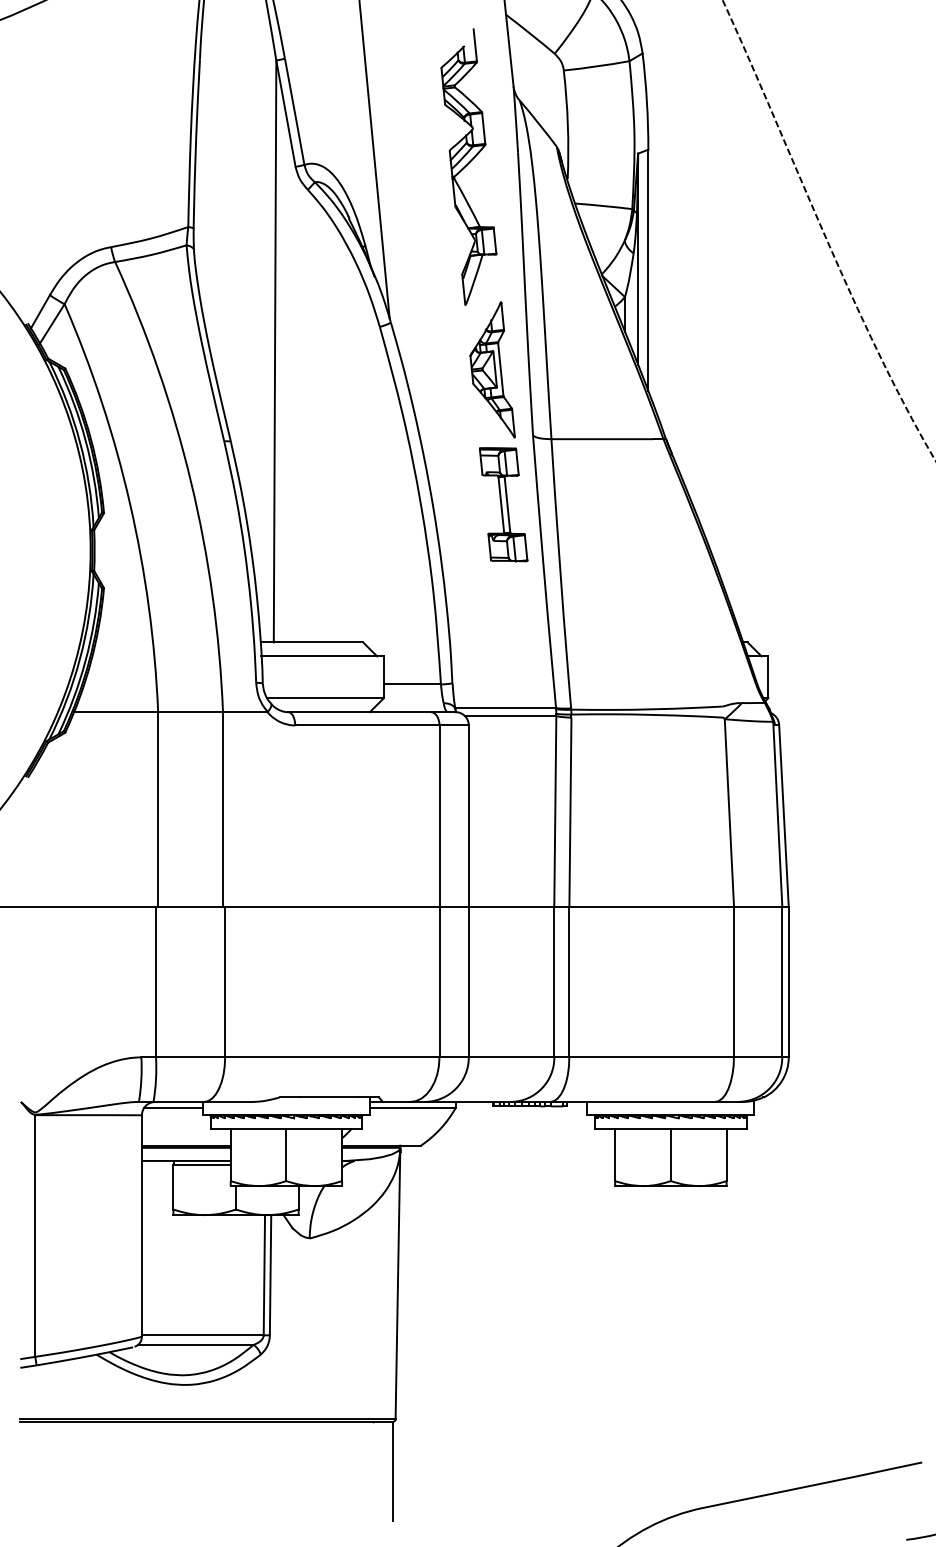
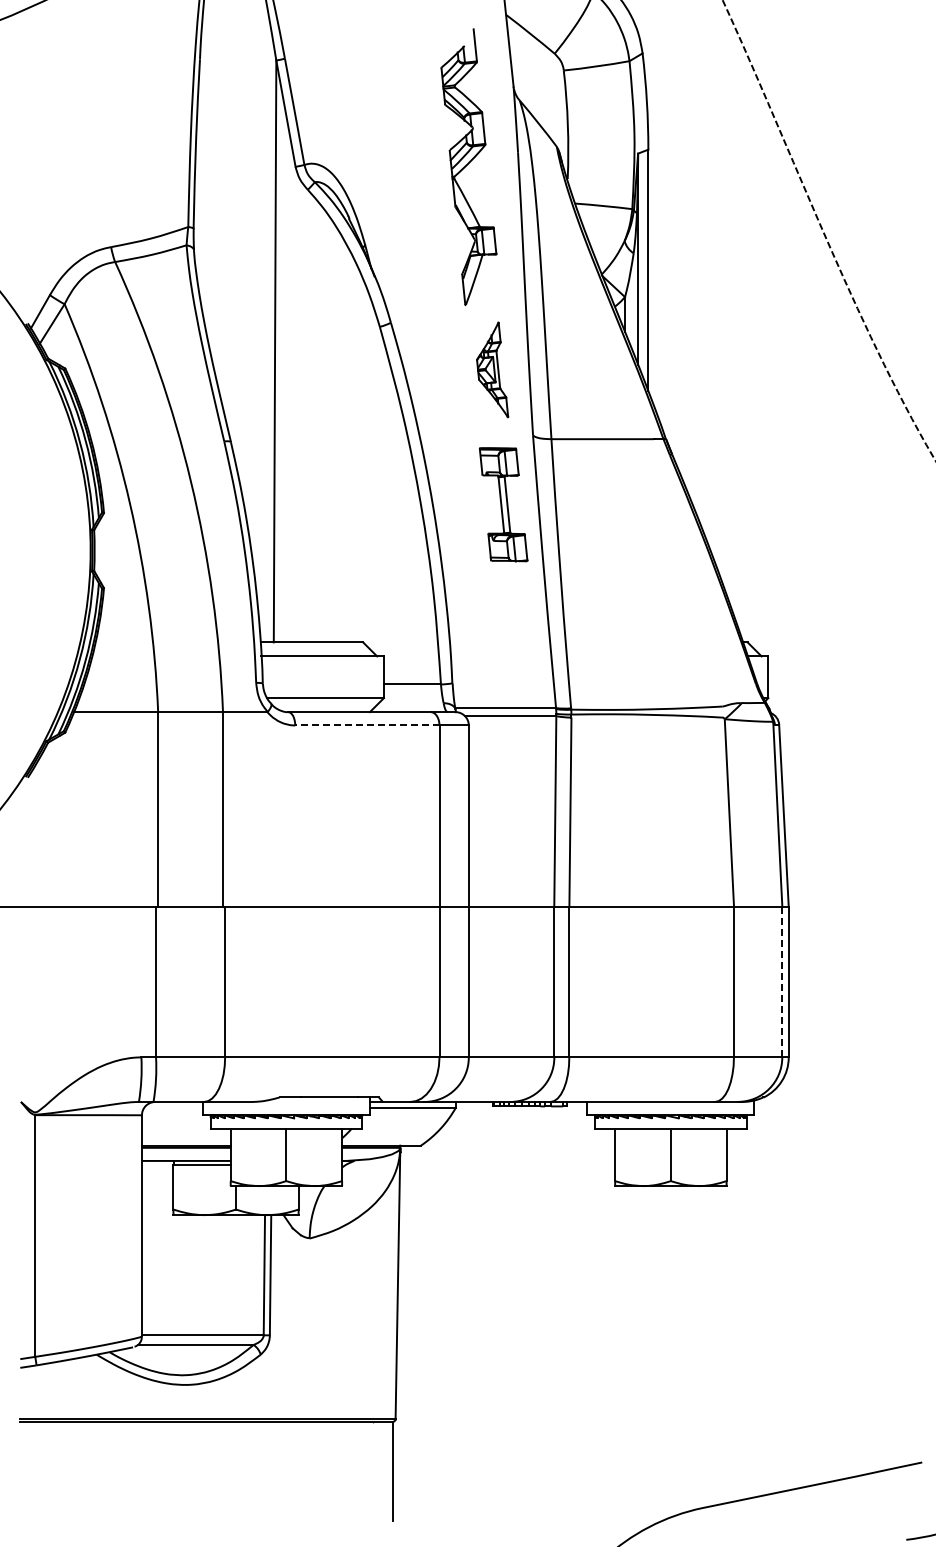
line: present -> none (374, 160)
part size: 47x138 px -> 34x98 px (492, 369)
line: solid -> dashed (366, 725)
line: solid -> dashed (782, 982)
line: present -> none (173, 1107)
